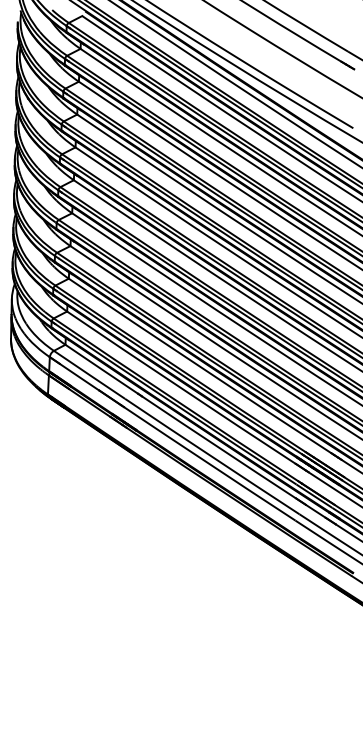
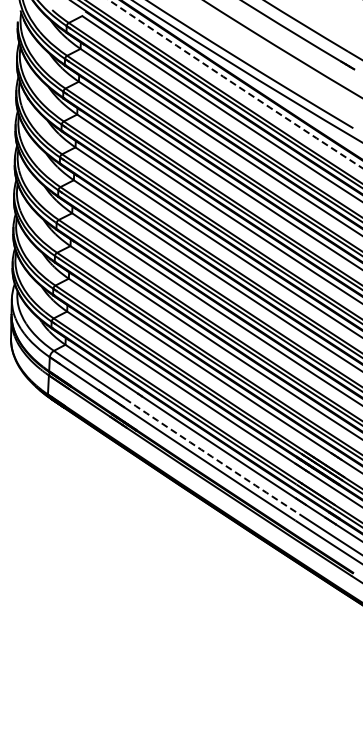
arc: solid -> dashed (235, 84)
arc: solid -> dashed (212, 456)
